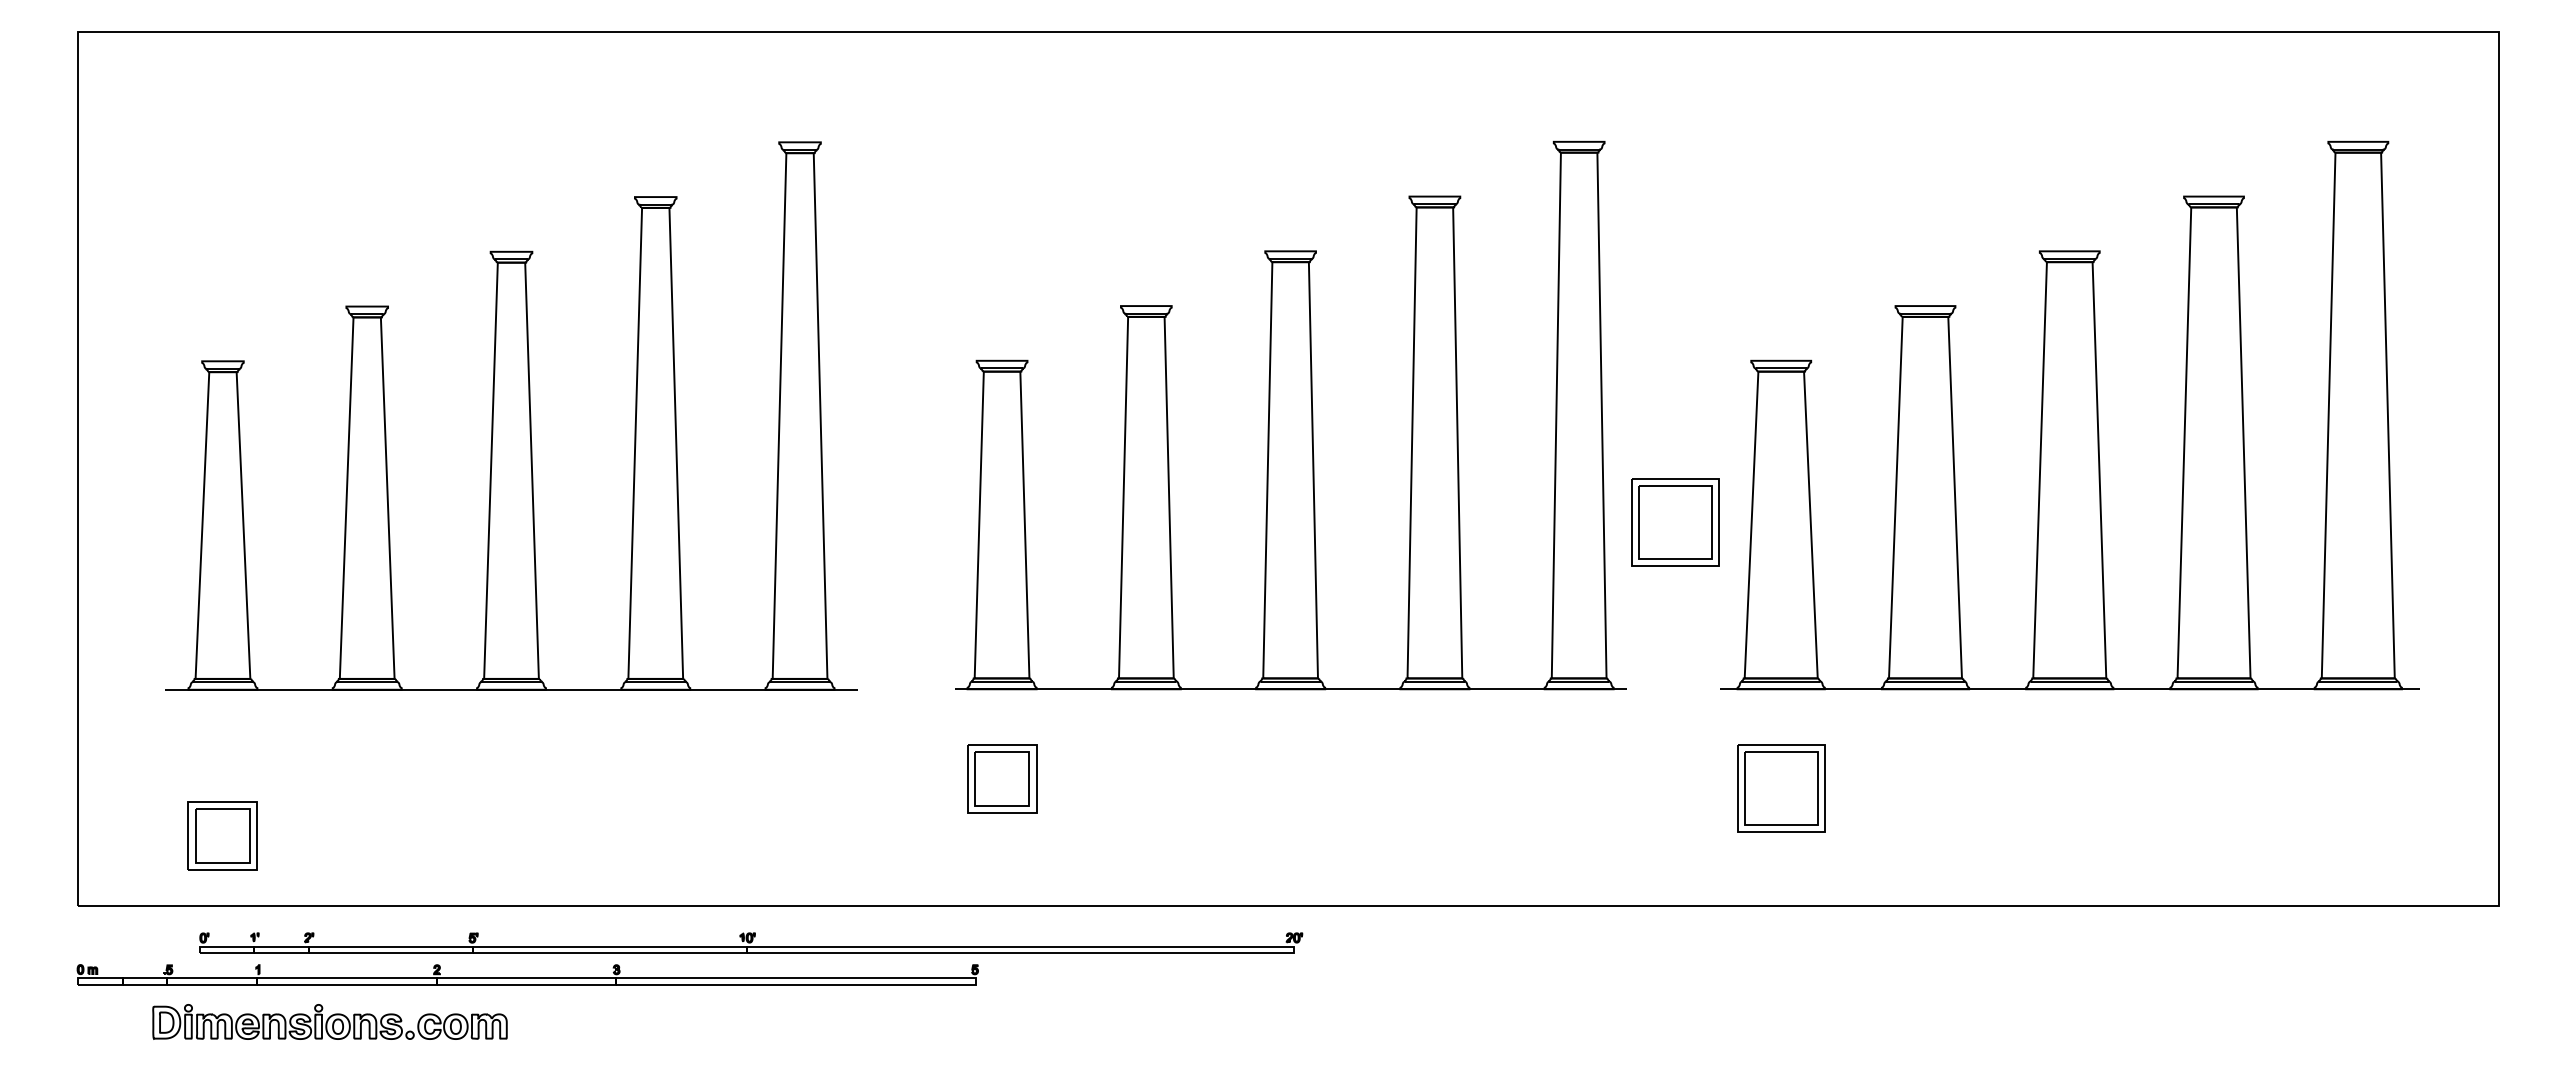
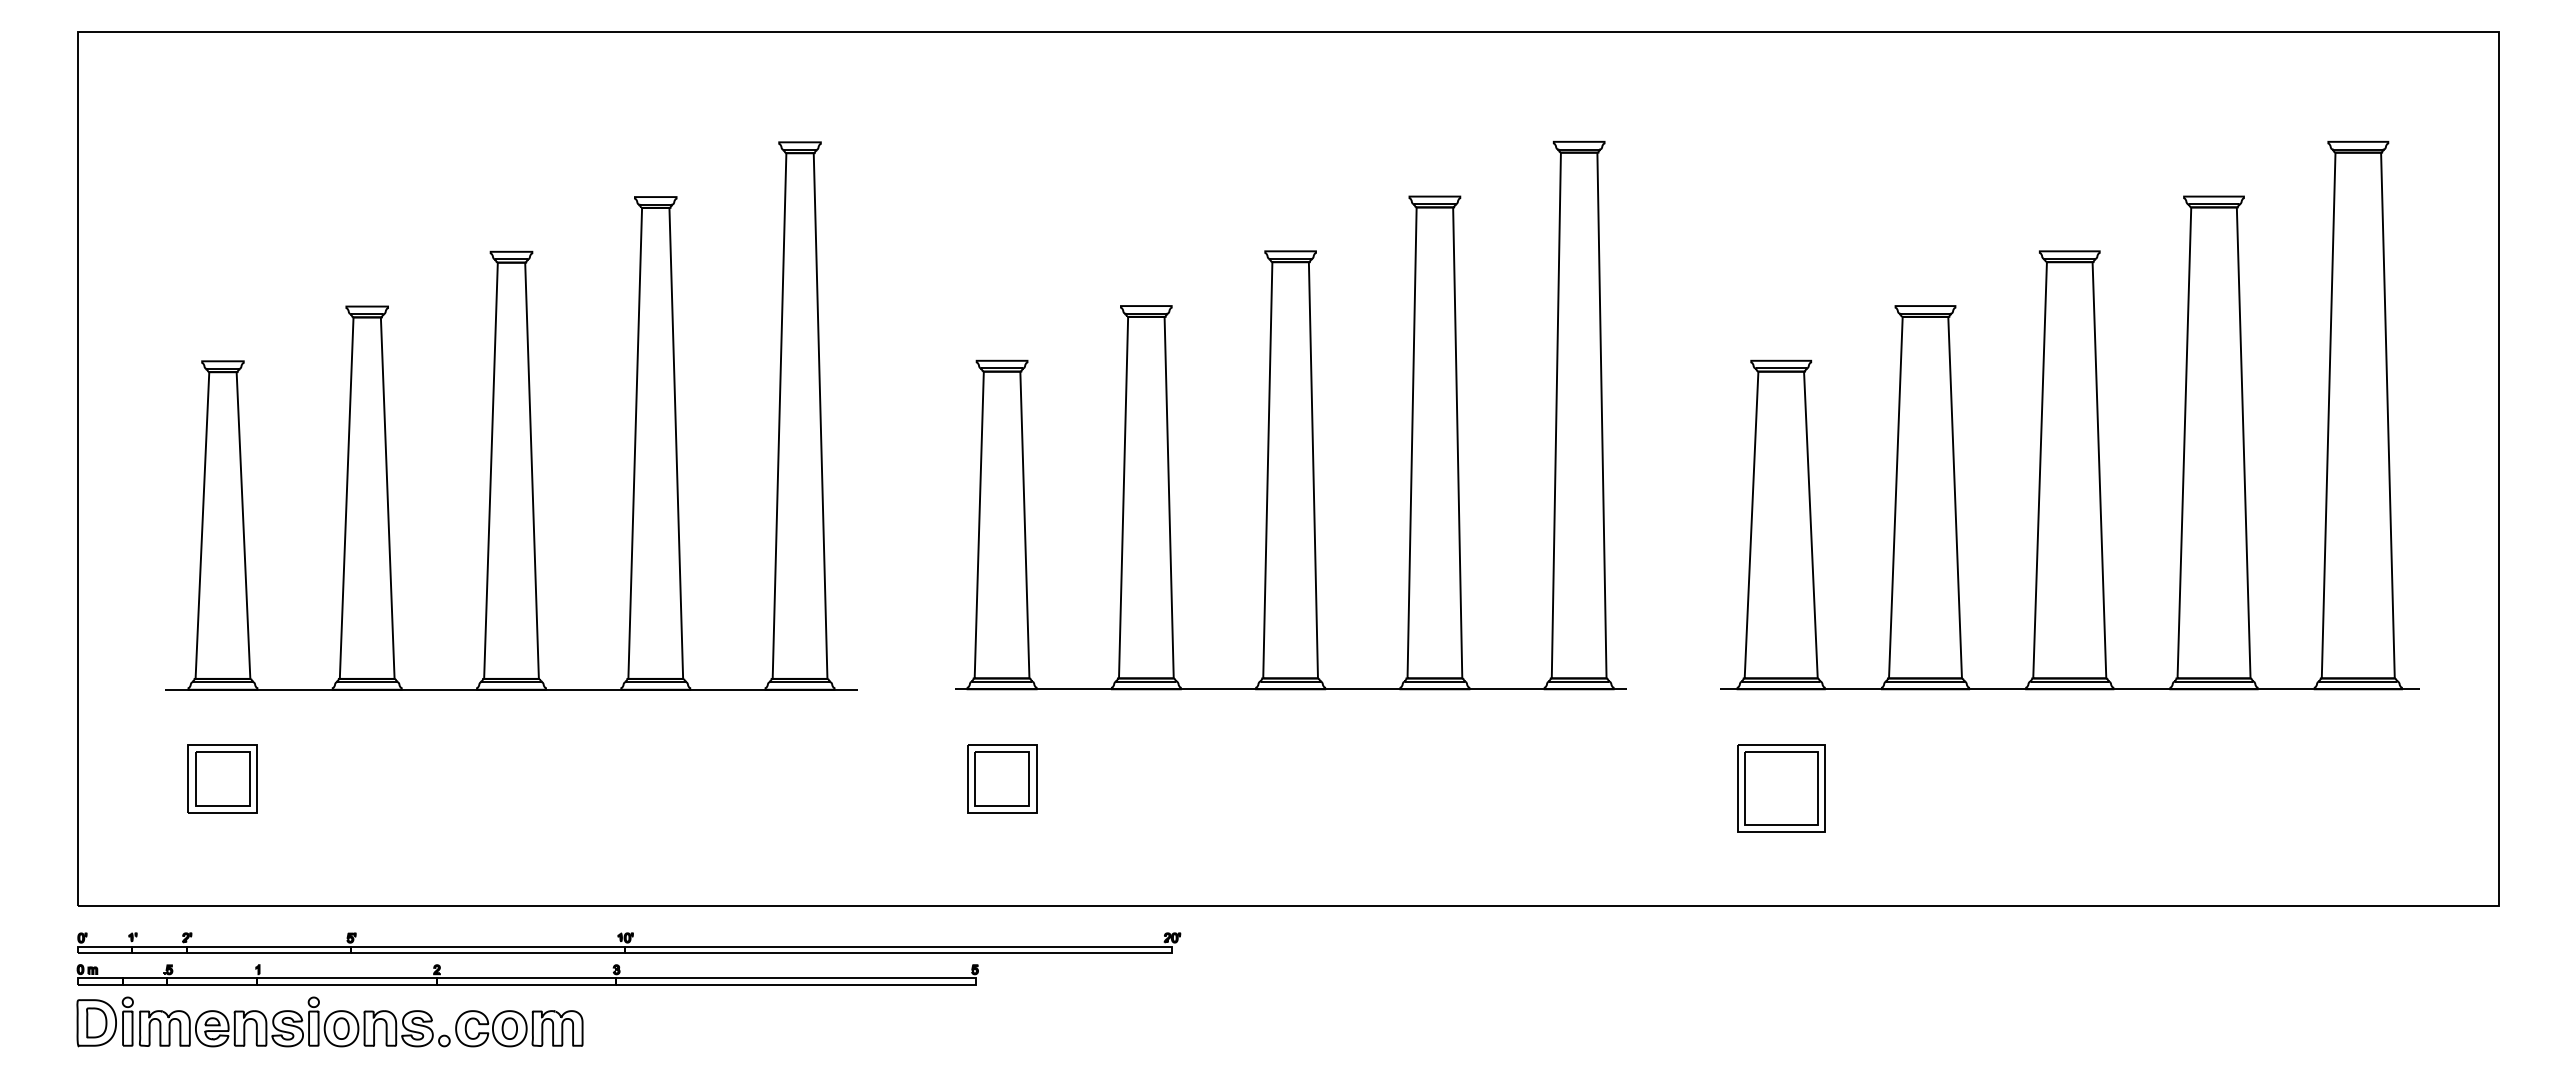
part: present -> none (1675, 522)
part position: (222, 835) -> (222, 778) (222, 778)
part position: (751, 942) -> (629, 942) (629, 942)
part size: 356x36 px -> 508x52 px (329, 1021)
